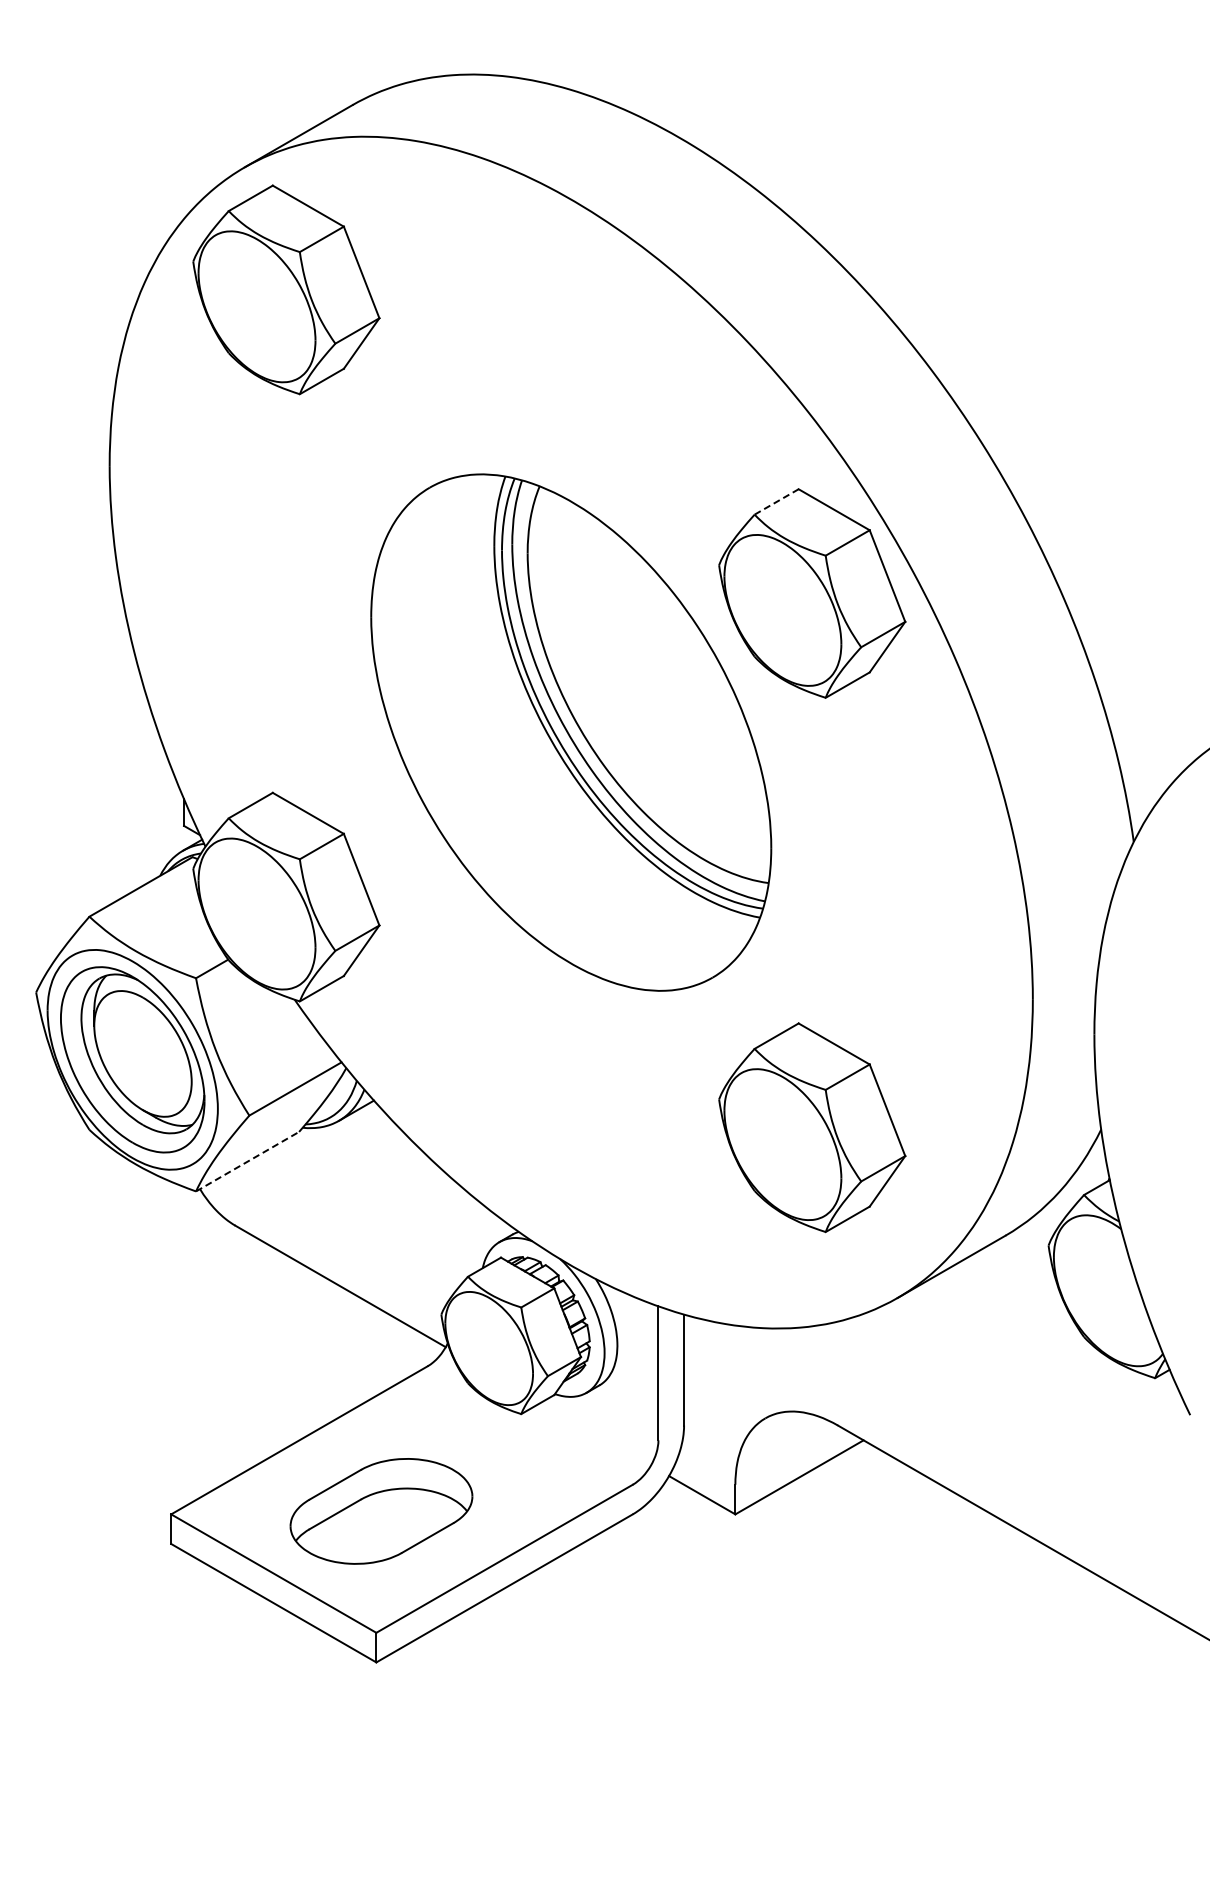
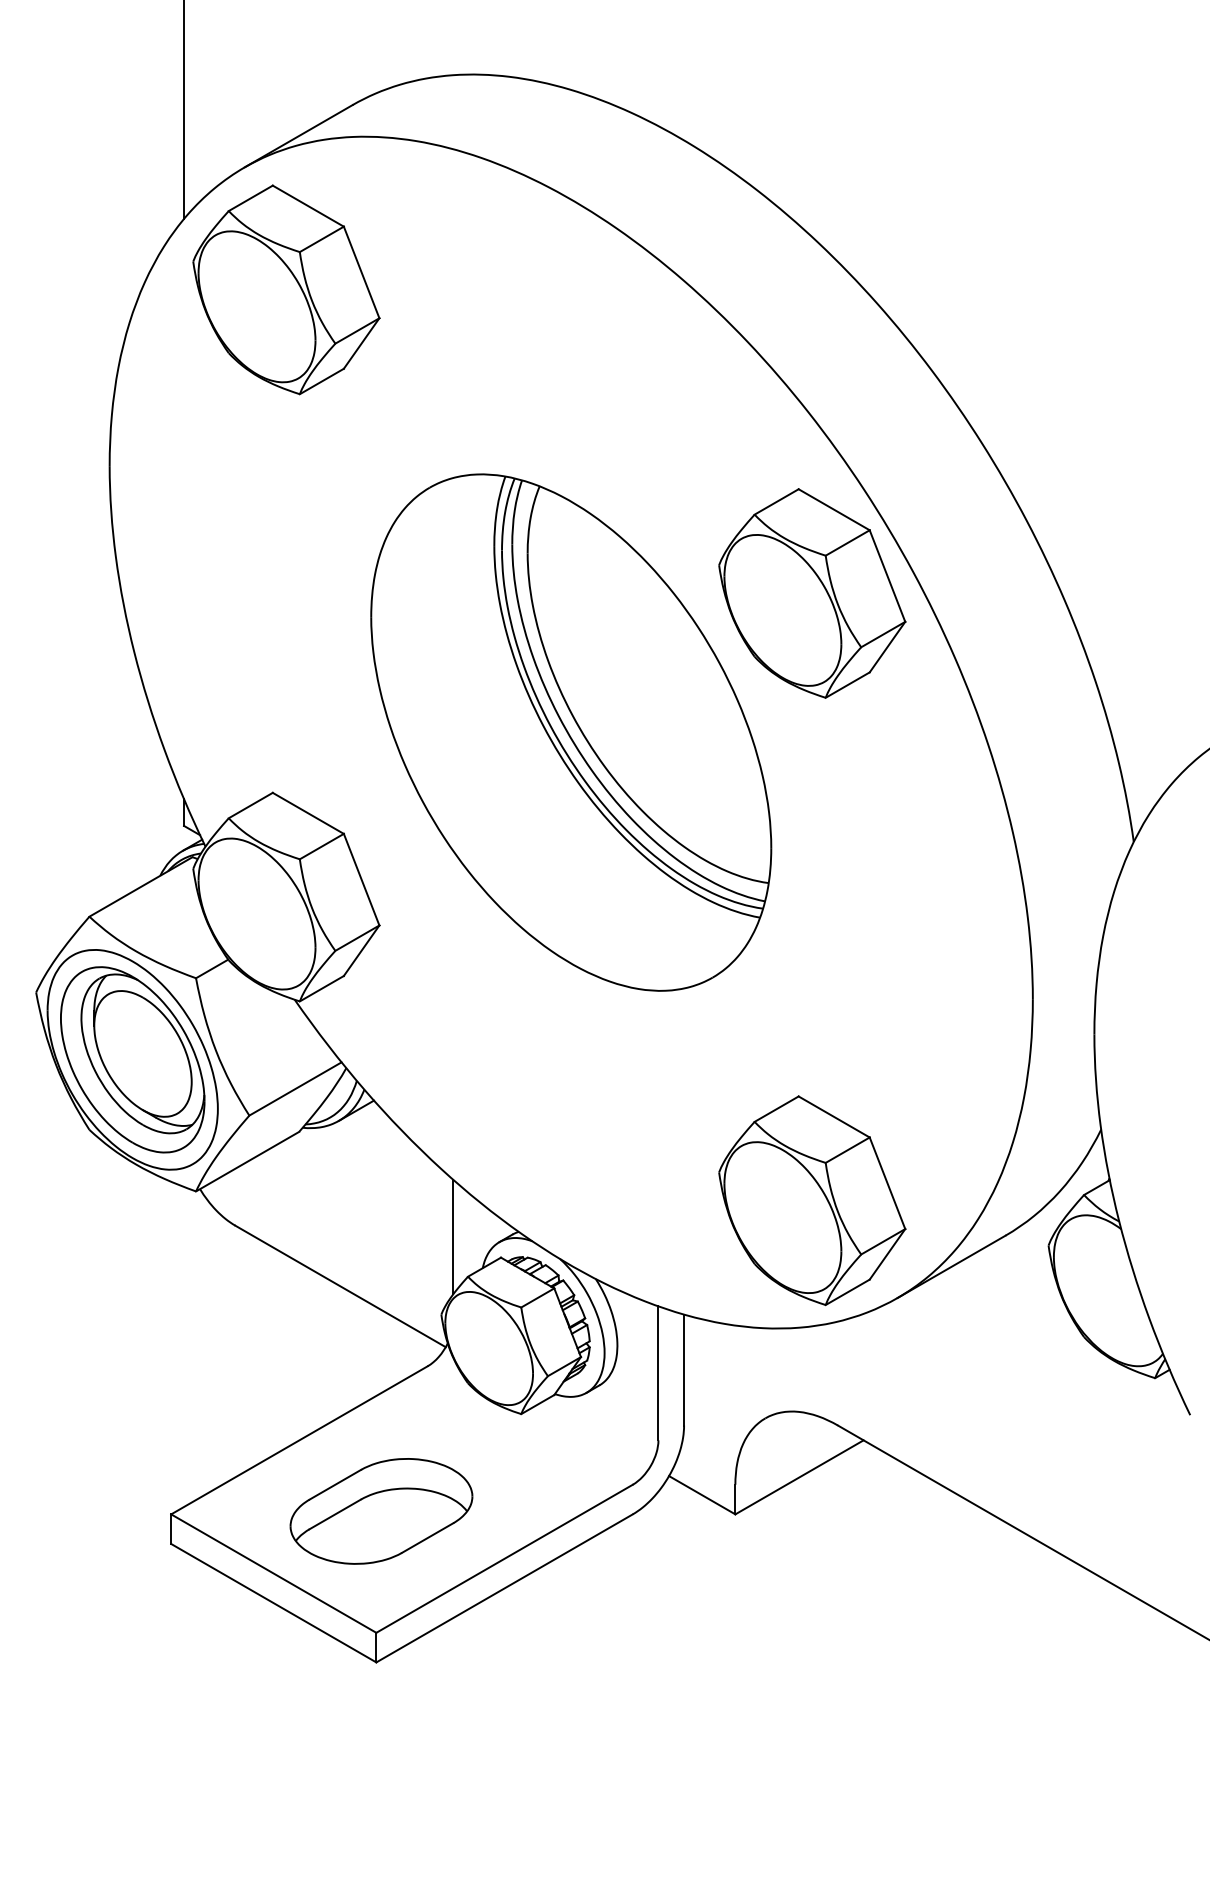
line: none -> present (184, 110)
line: dashed -> solid (777, 501)
part position: (812, 1127) -> (812, 1200) (812, 1200)
line: dashed -> solid (247, 1161)
line: none -> present (453, 1236)
